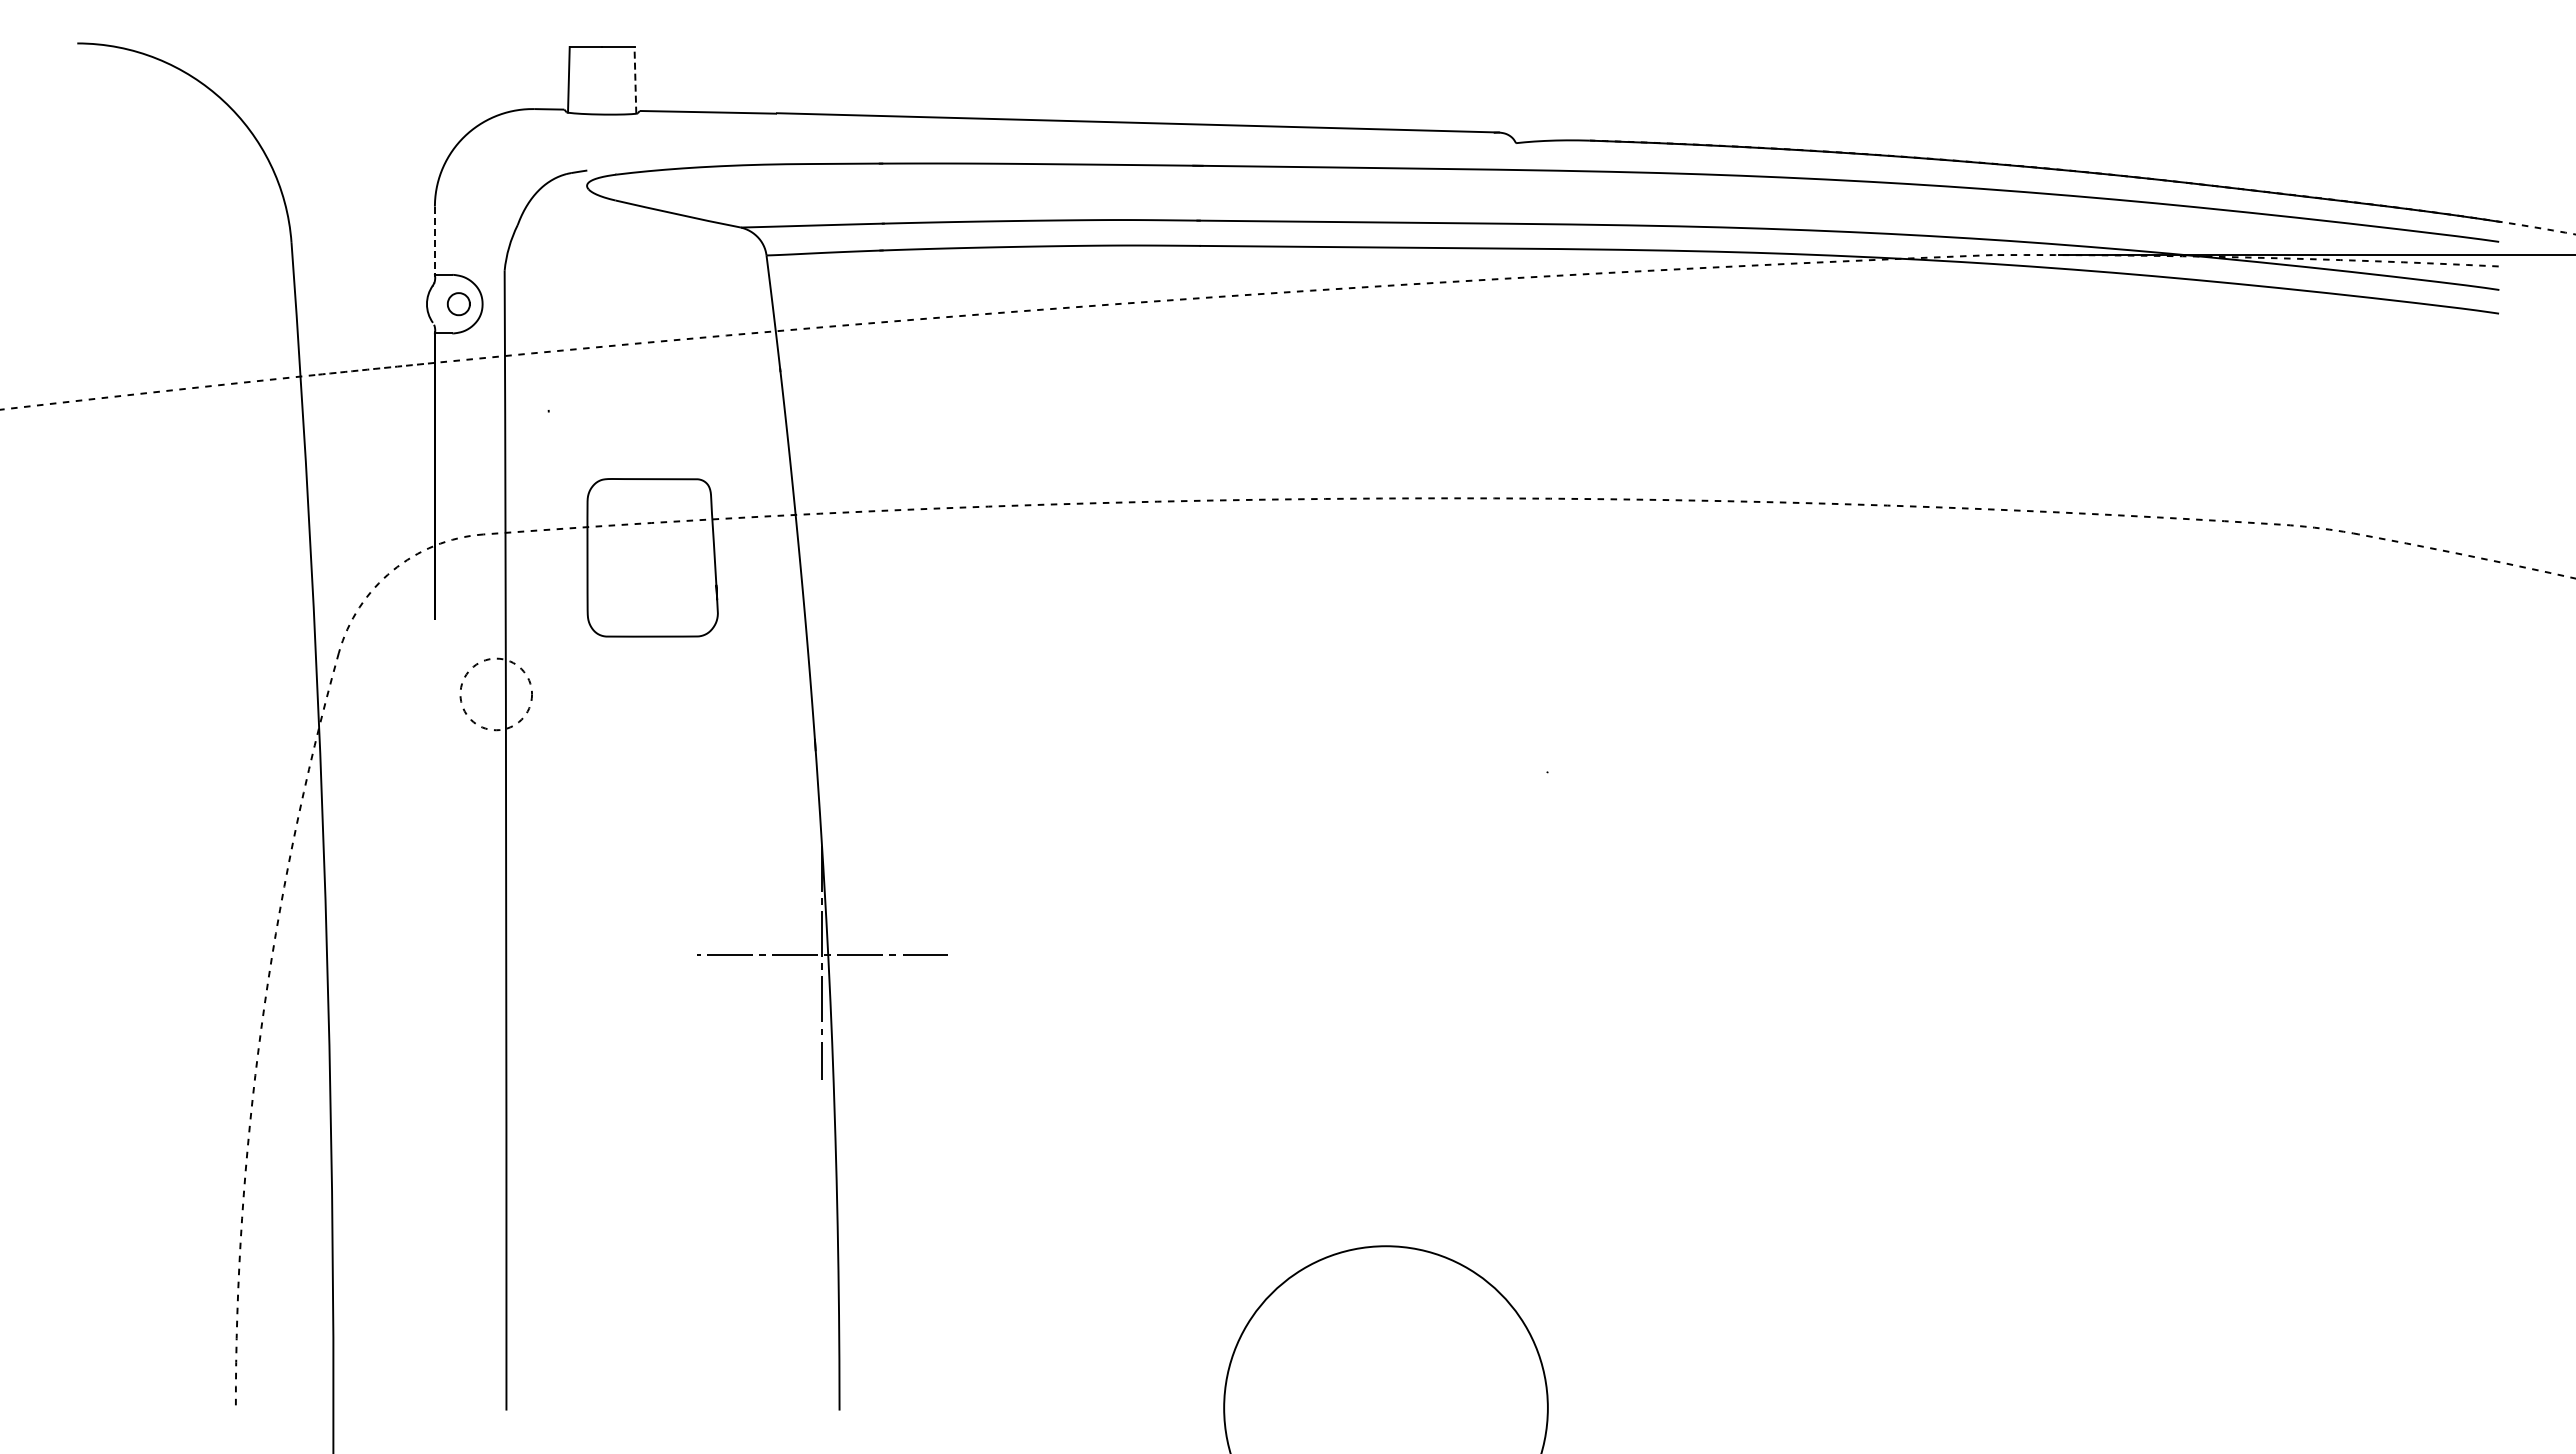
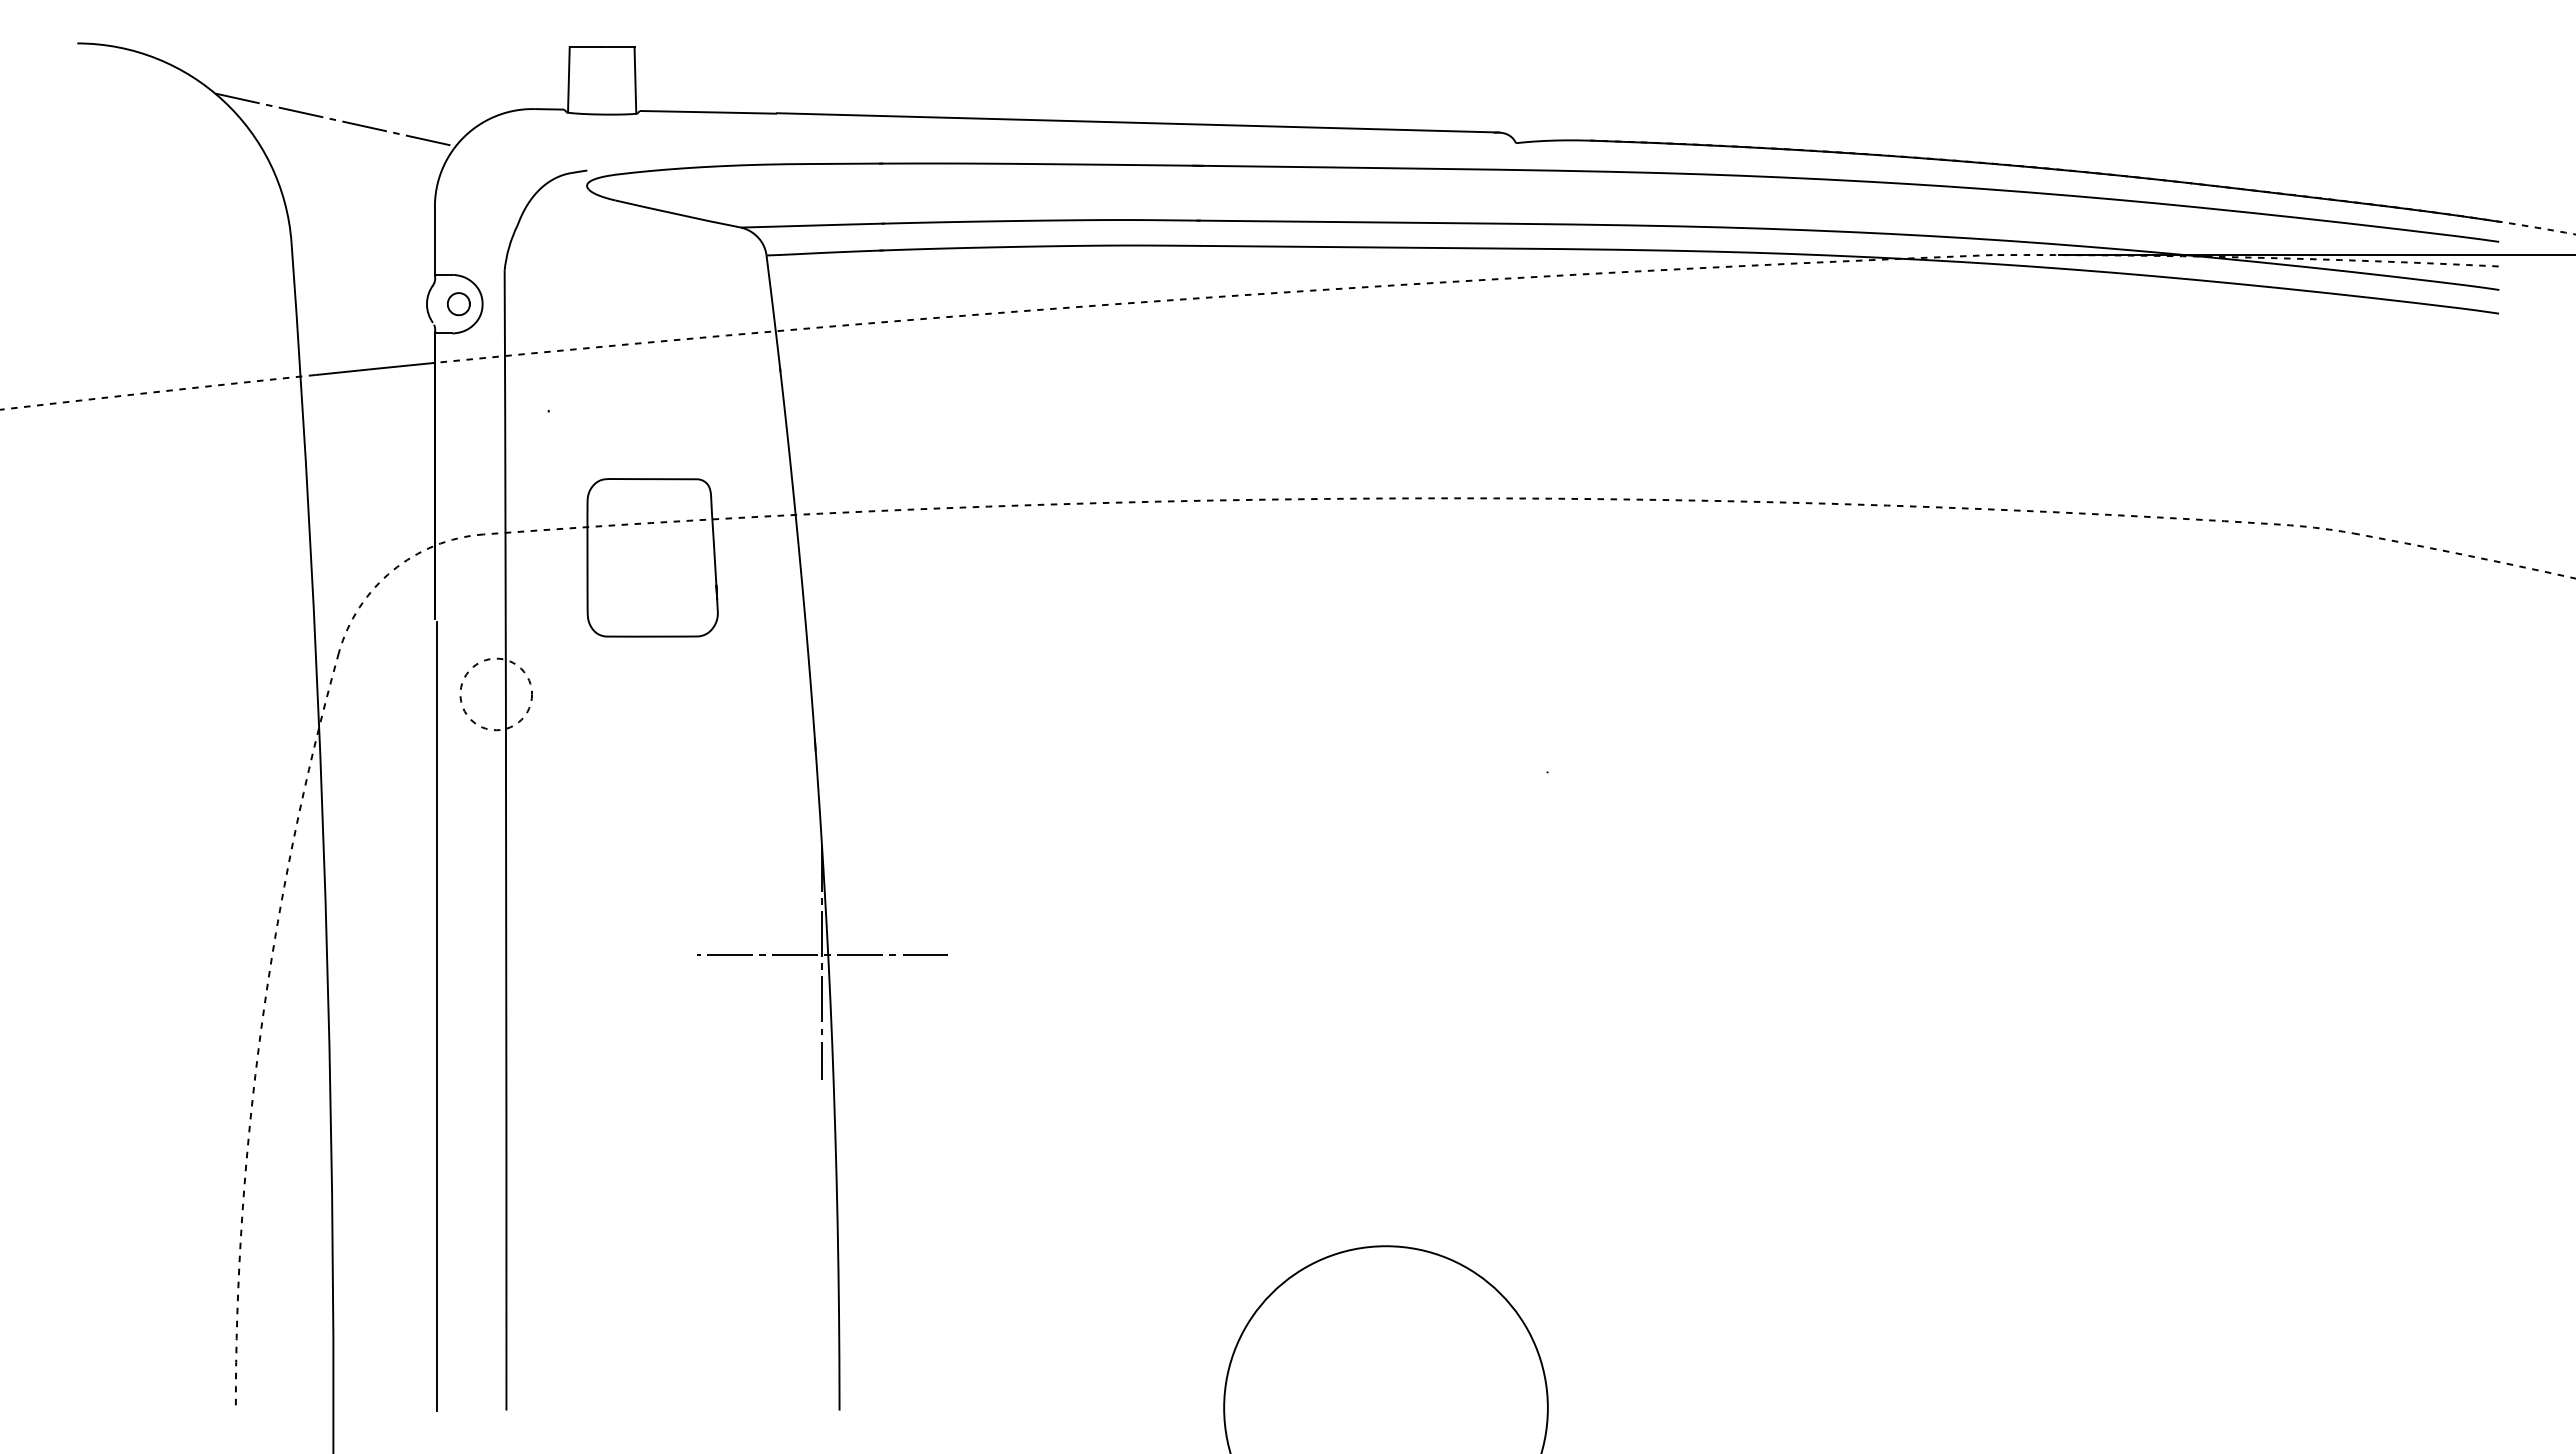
line: dashed -> solid (635, 79)
line: none -> present (335, 119)
line: dashed -> solid (434, 241)
arc: dashed -> solid (375, 368)
line: none -> present (437, 1015)
